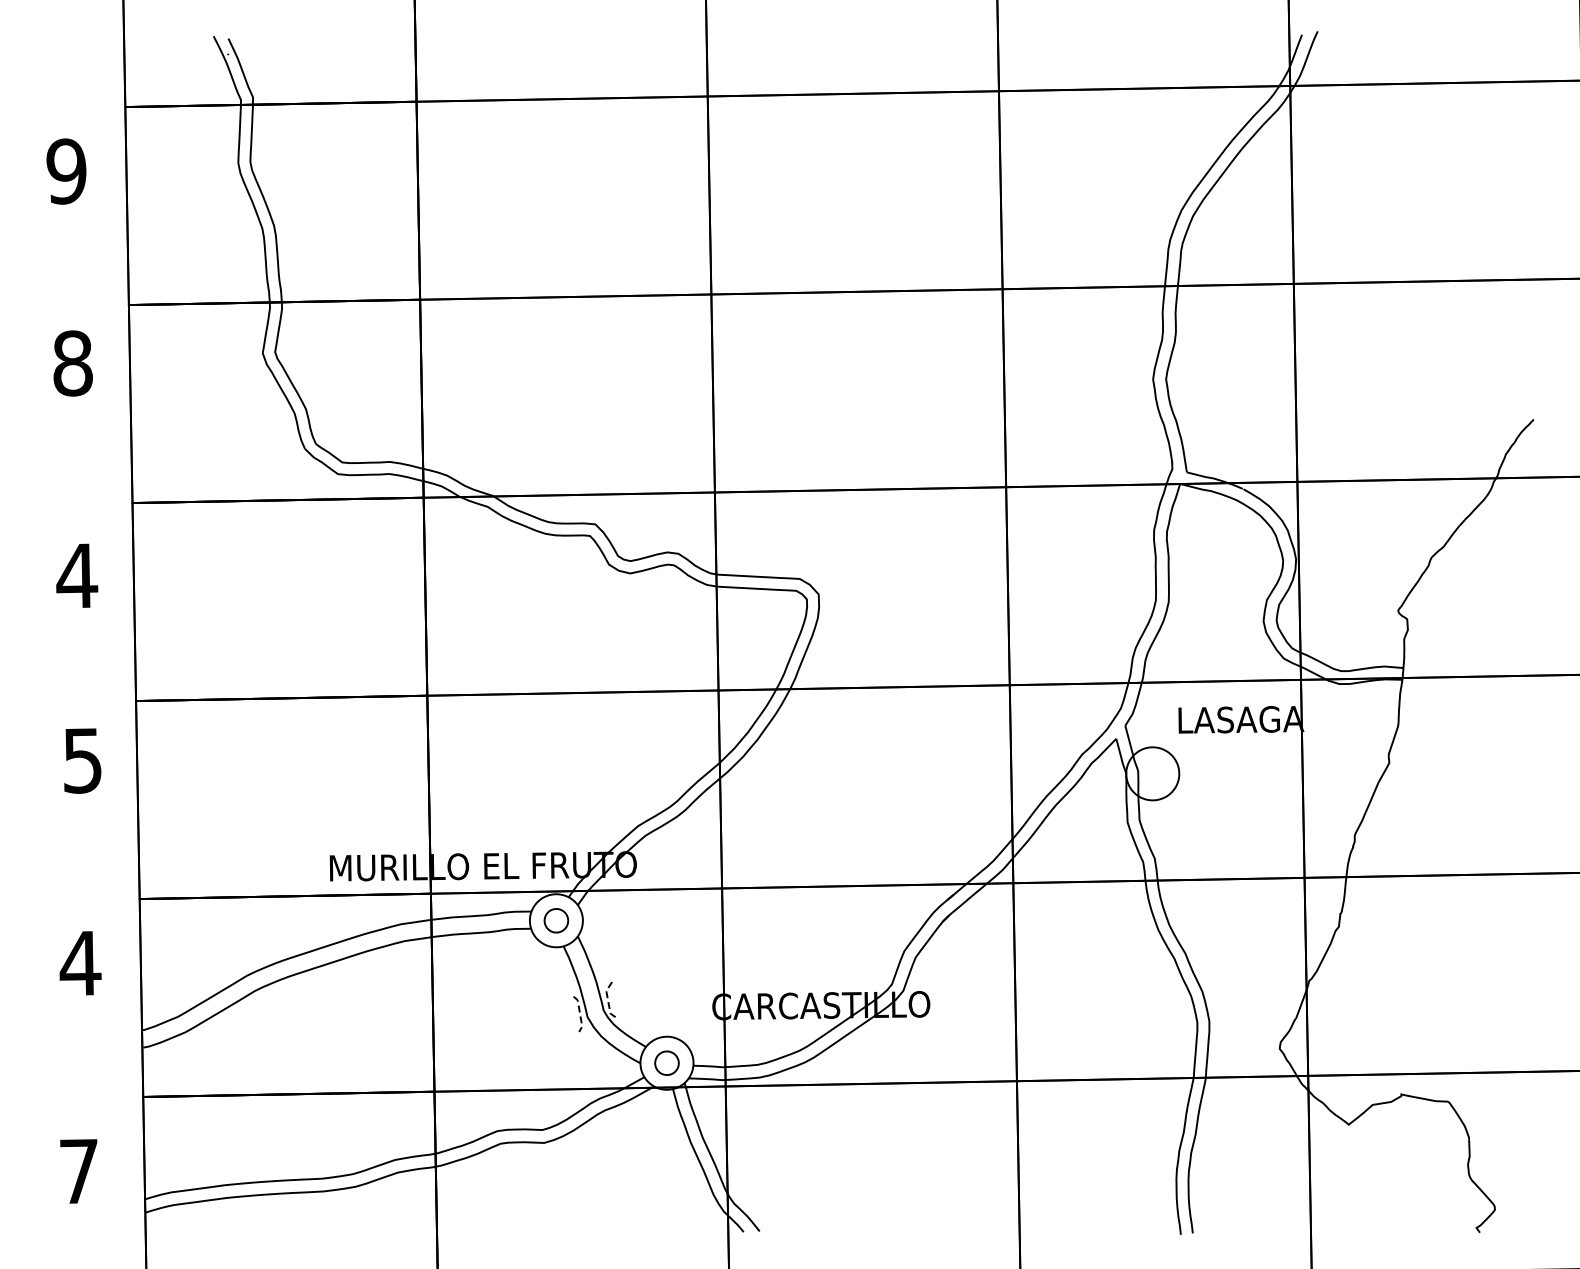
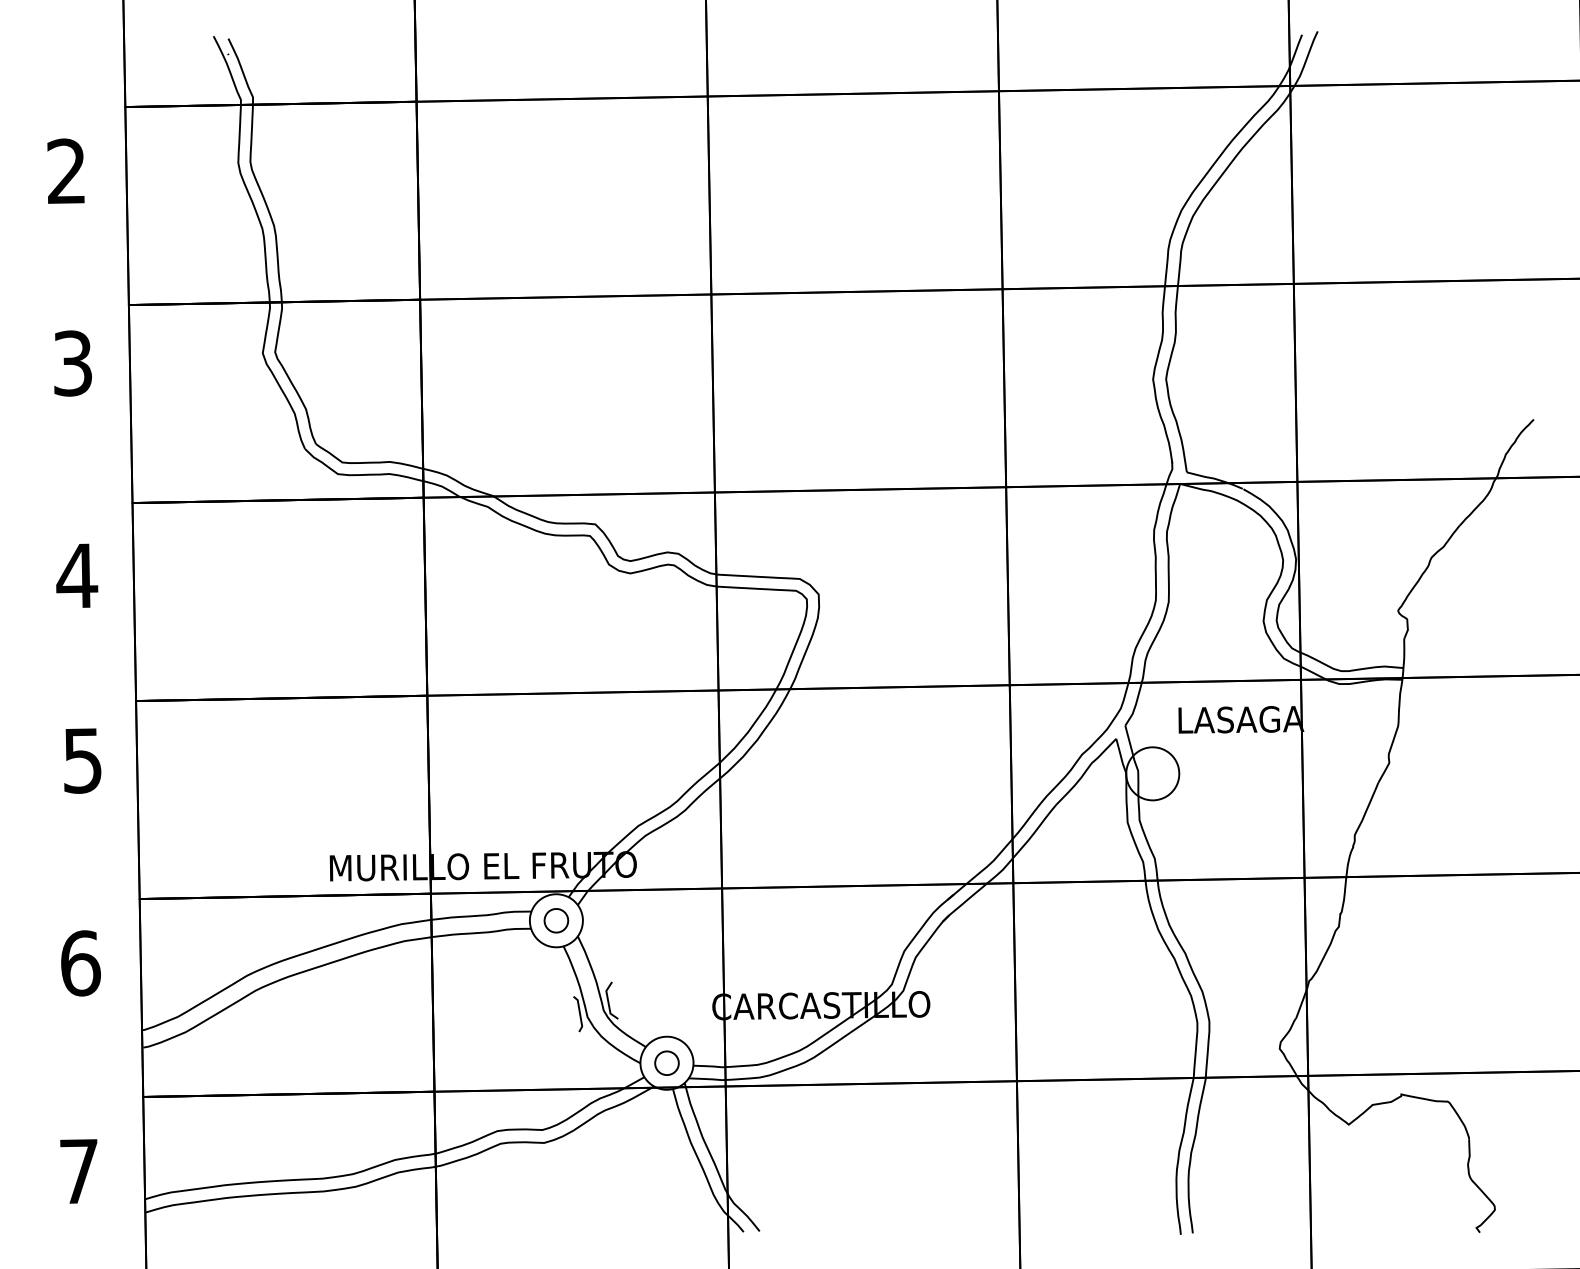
text: 9 -> 2 (66, 171)
text: 8 -> 3 (72, 363)
text: 4 -> 6 (80, 963)
line: dashed -> solid (608, 1002)
line: dashed -> solid (580, 1013)
